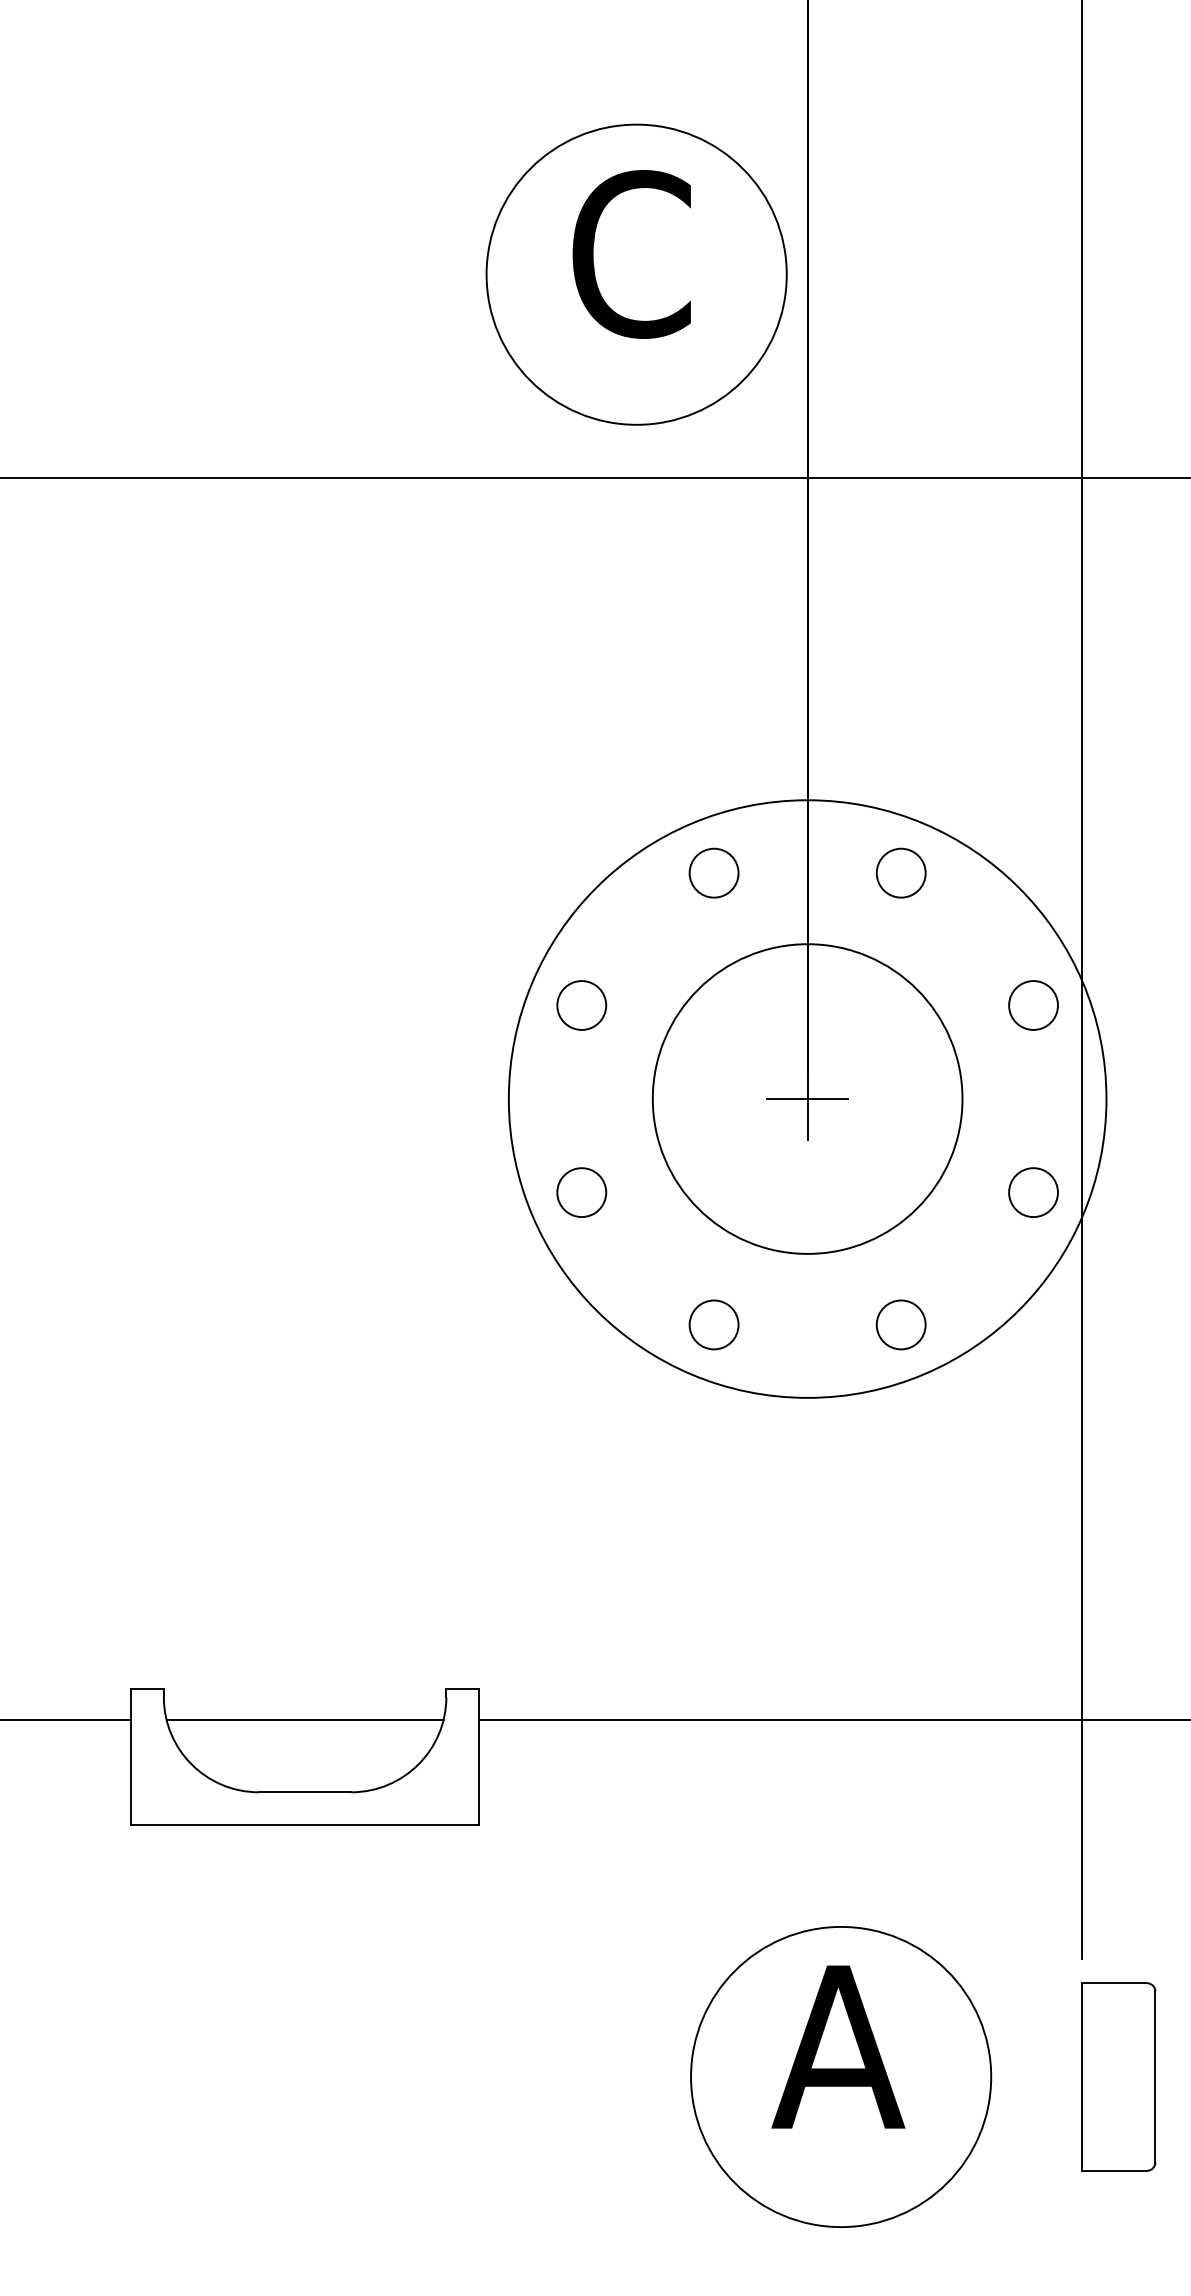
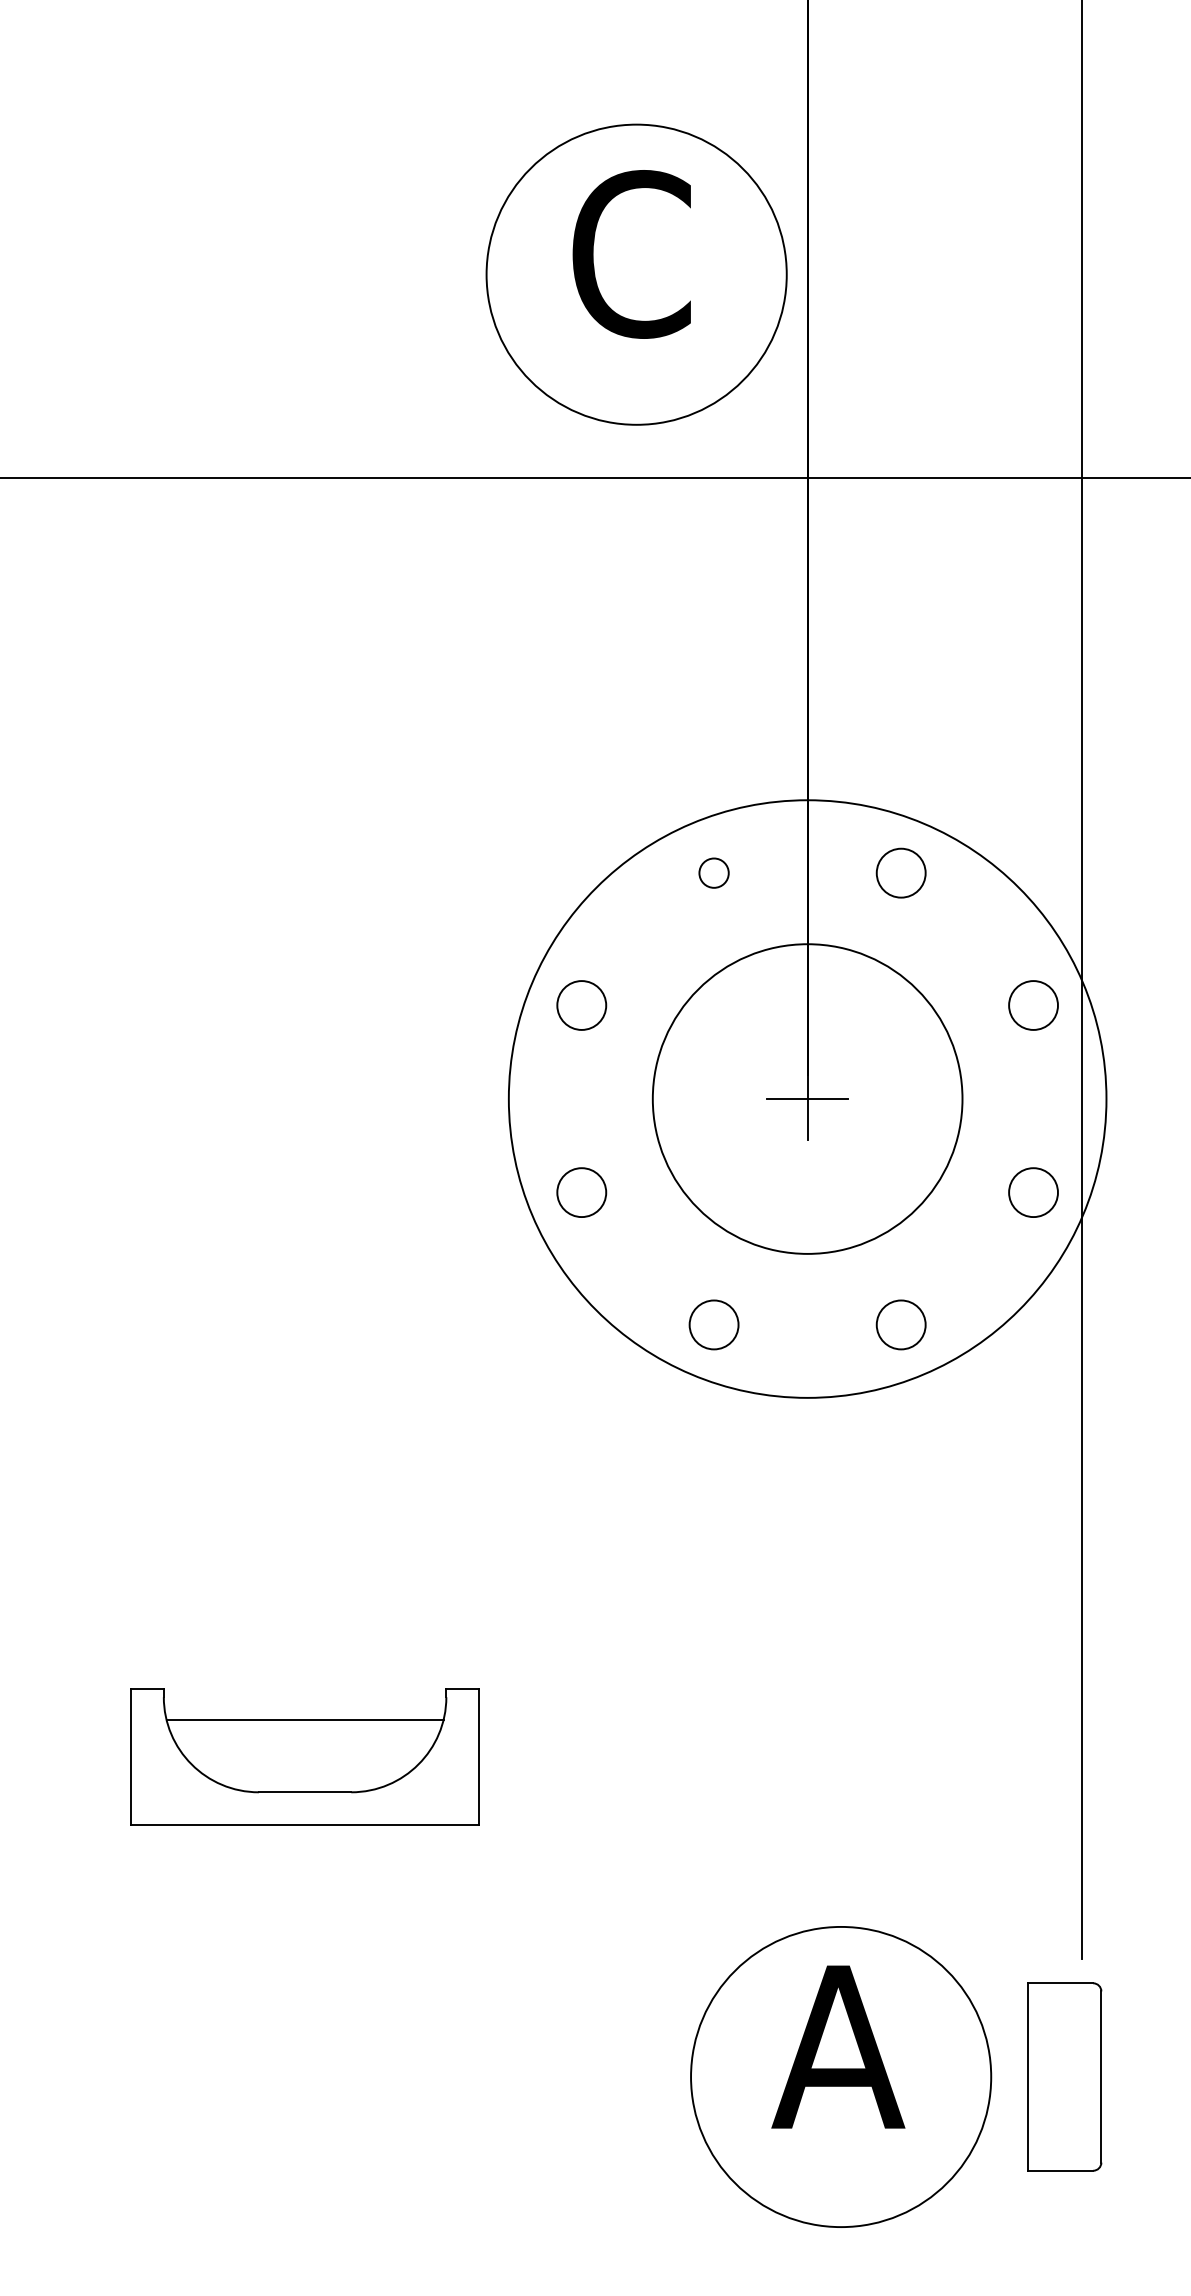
circle diameter: 49 px -> 29 px (713, 872)
line: present -> none (66, 1719)
line: present -> none (832, 1719)
part position: (1118, 2076) -> (1064, 2076) (1064, 2076)
